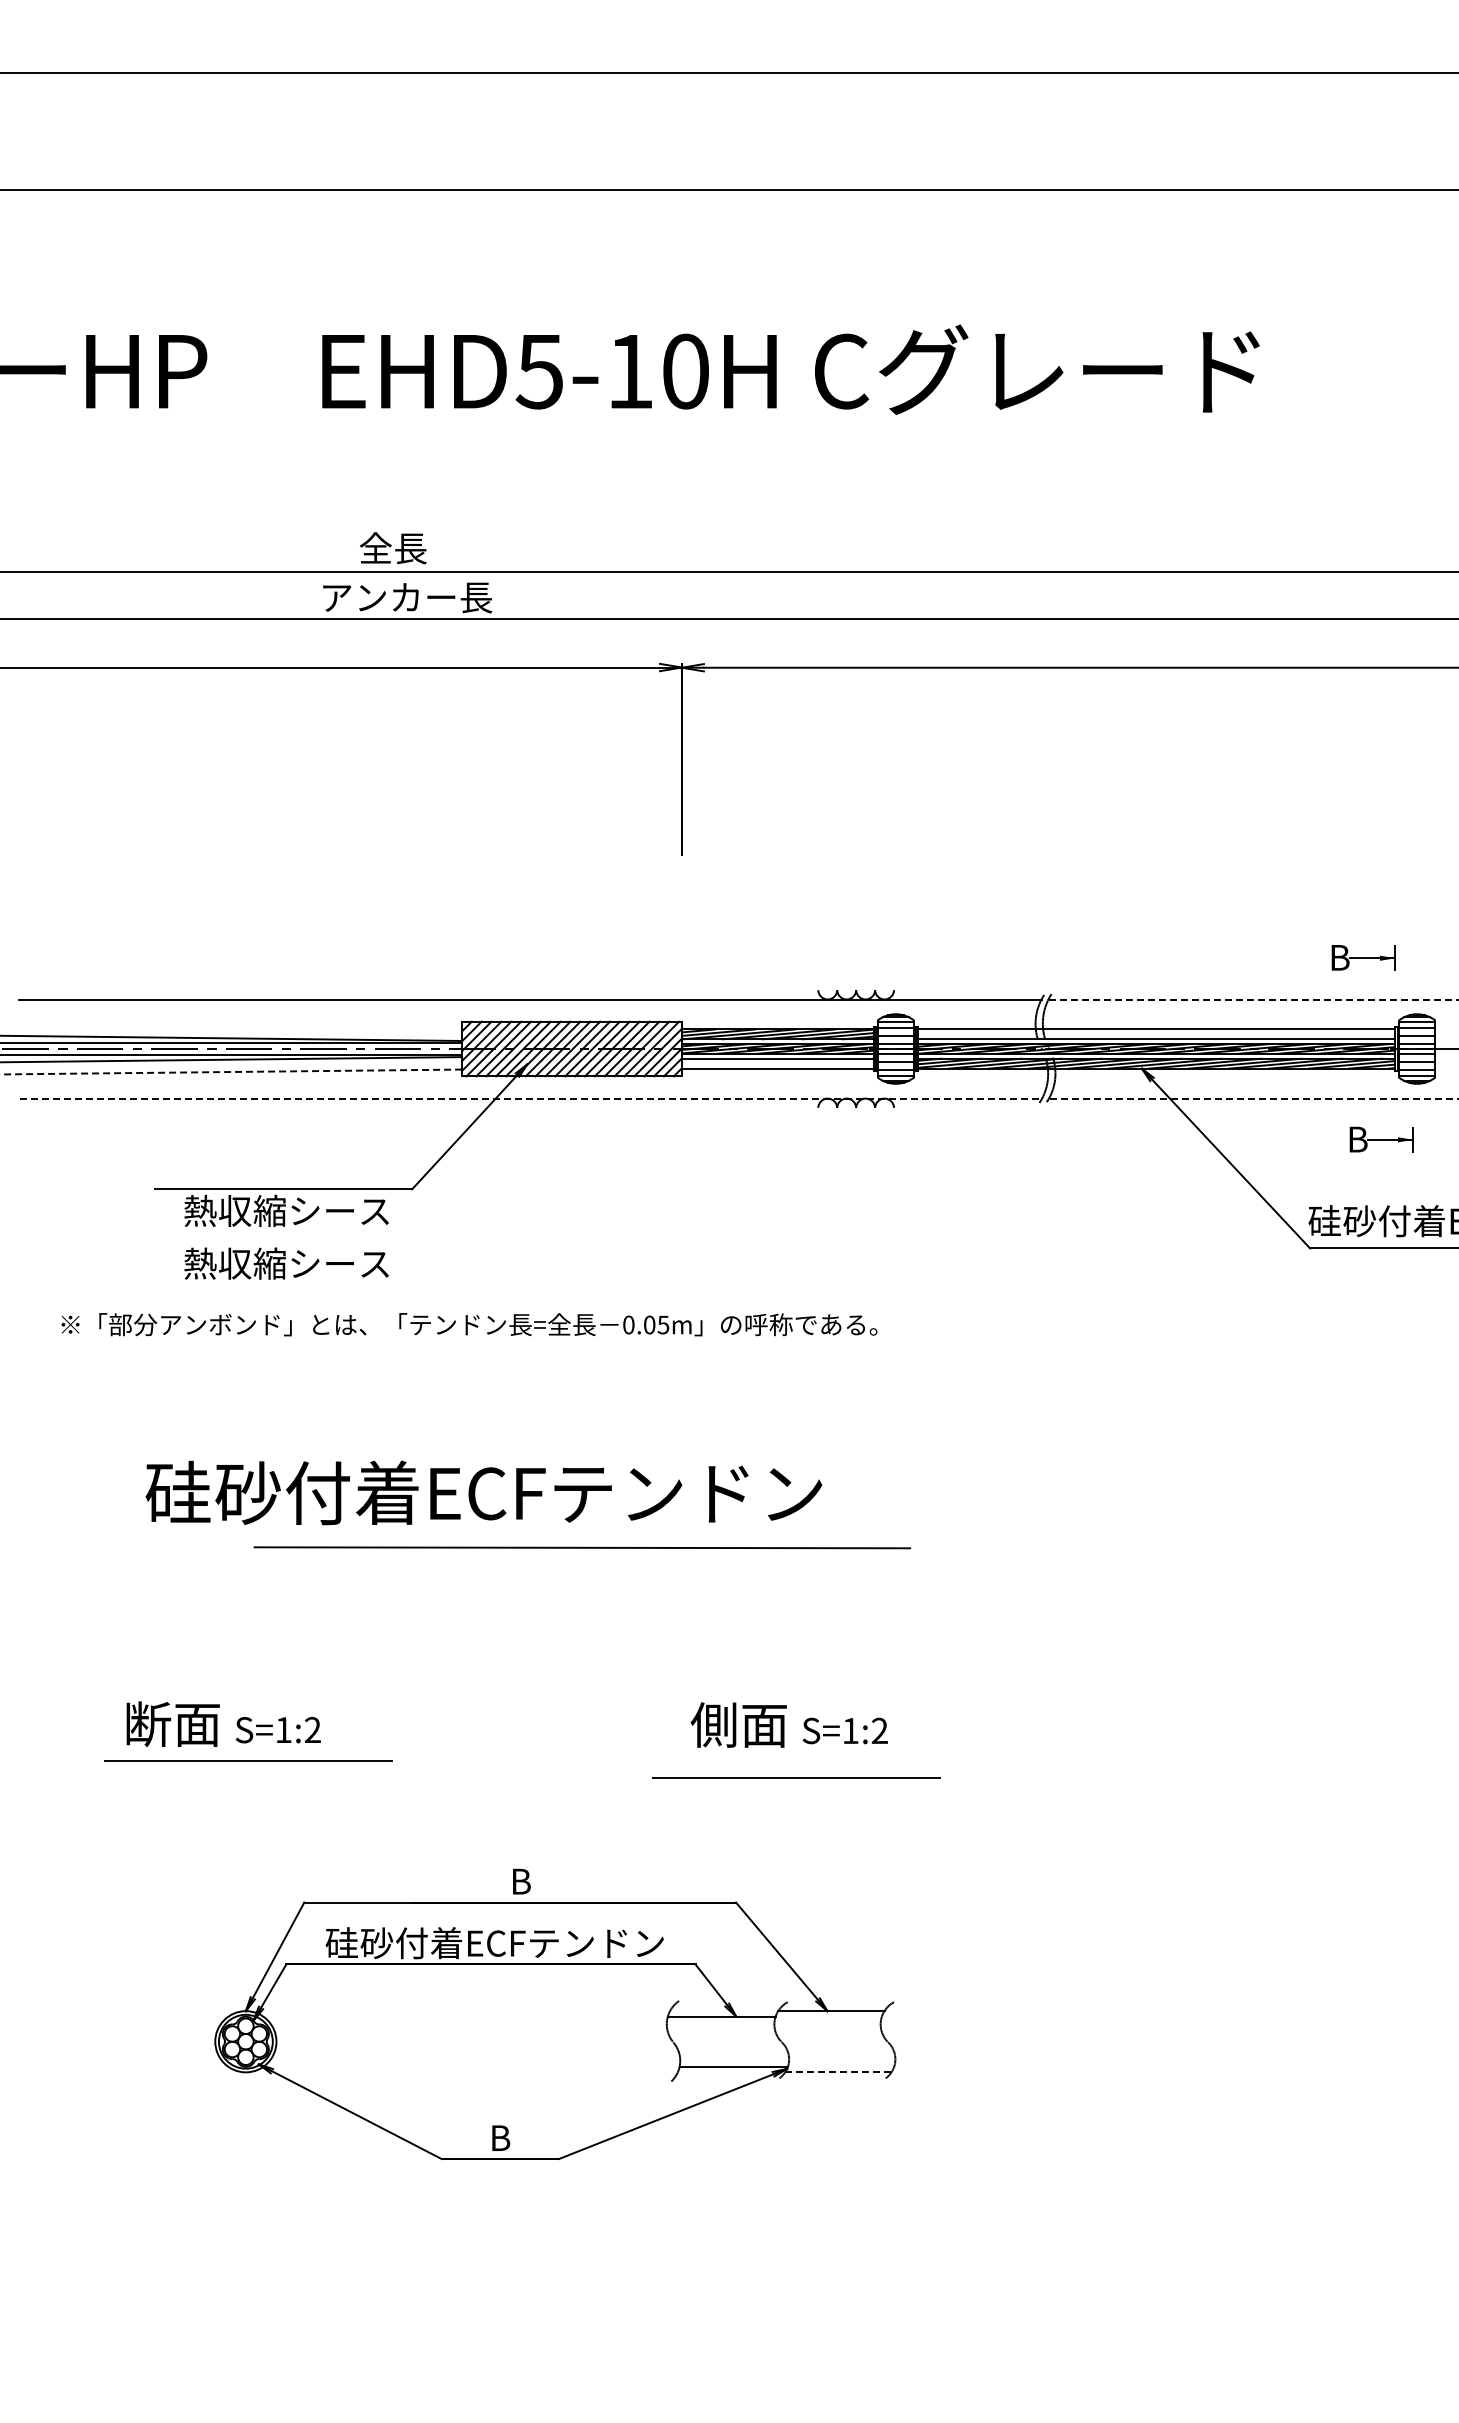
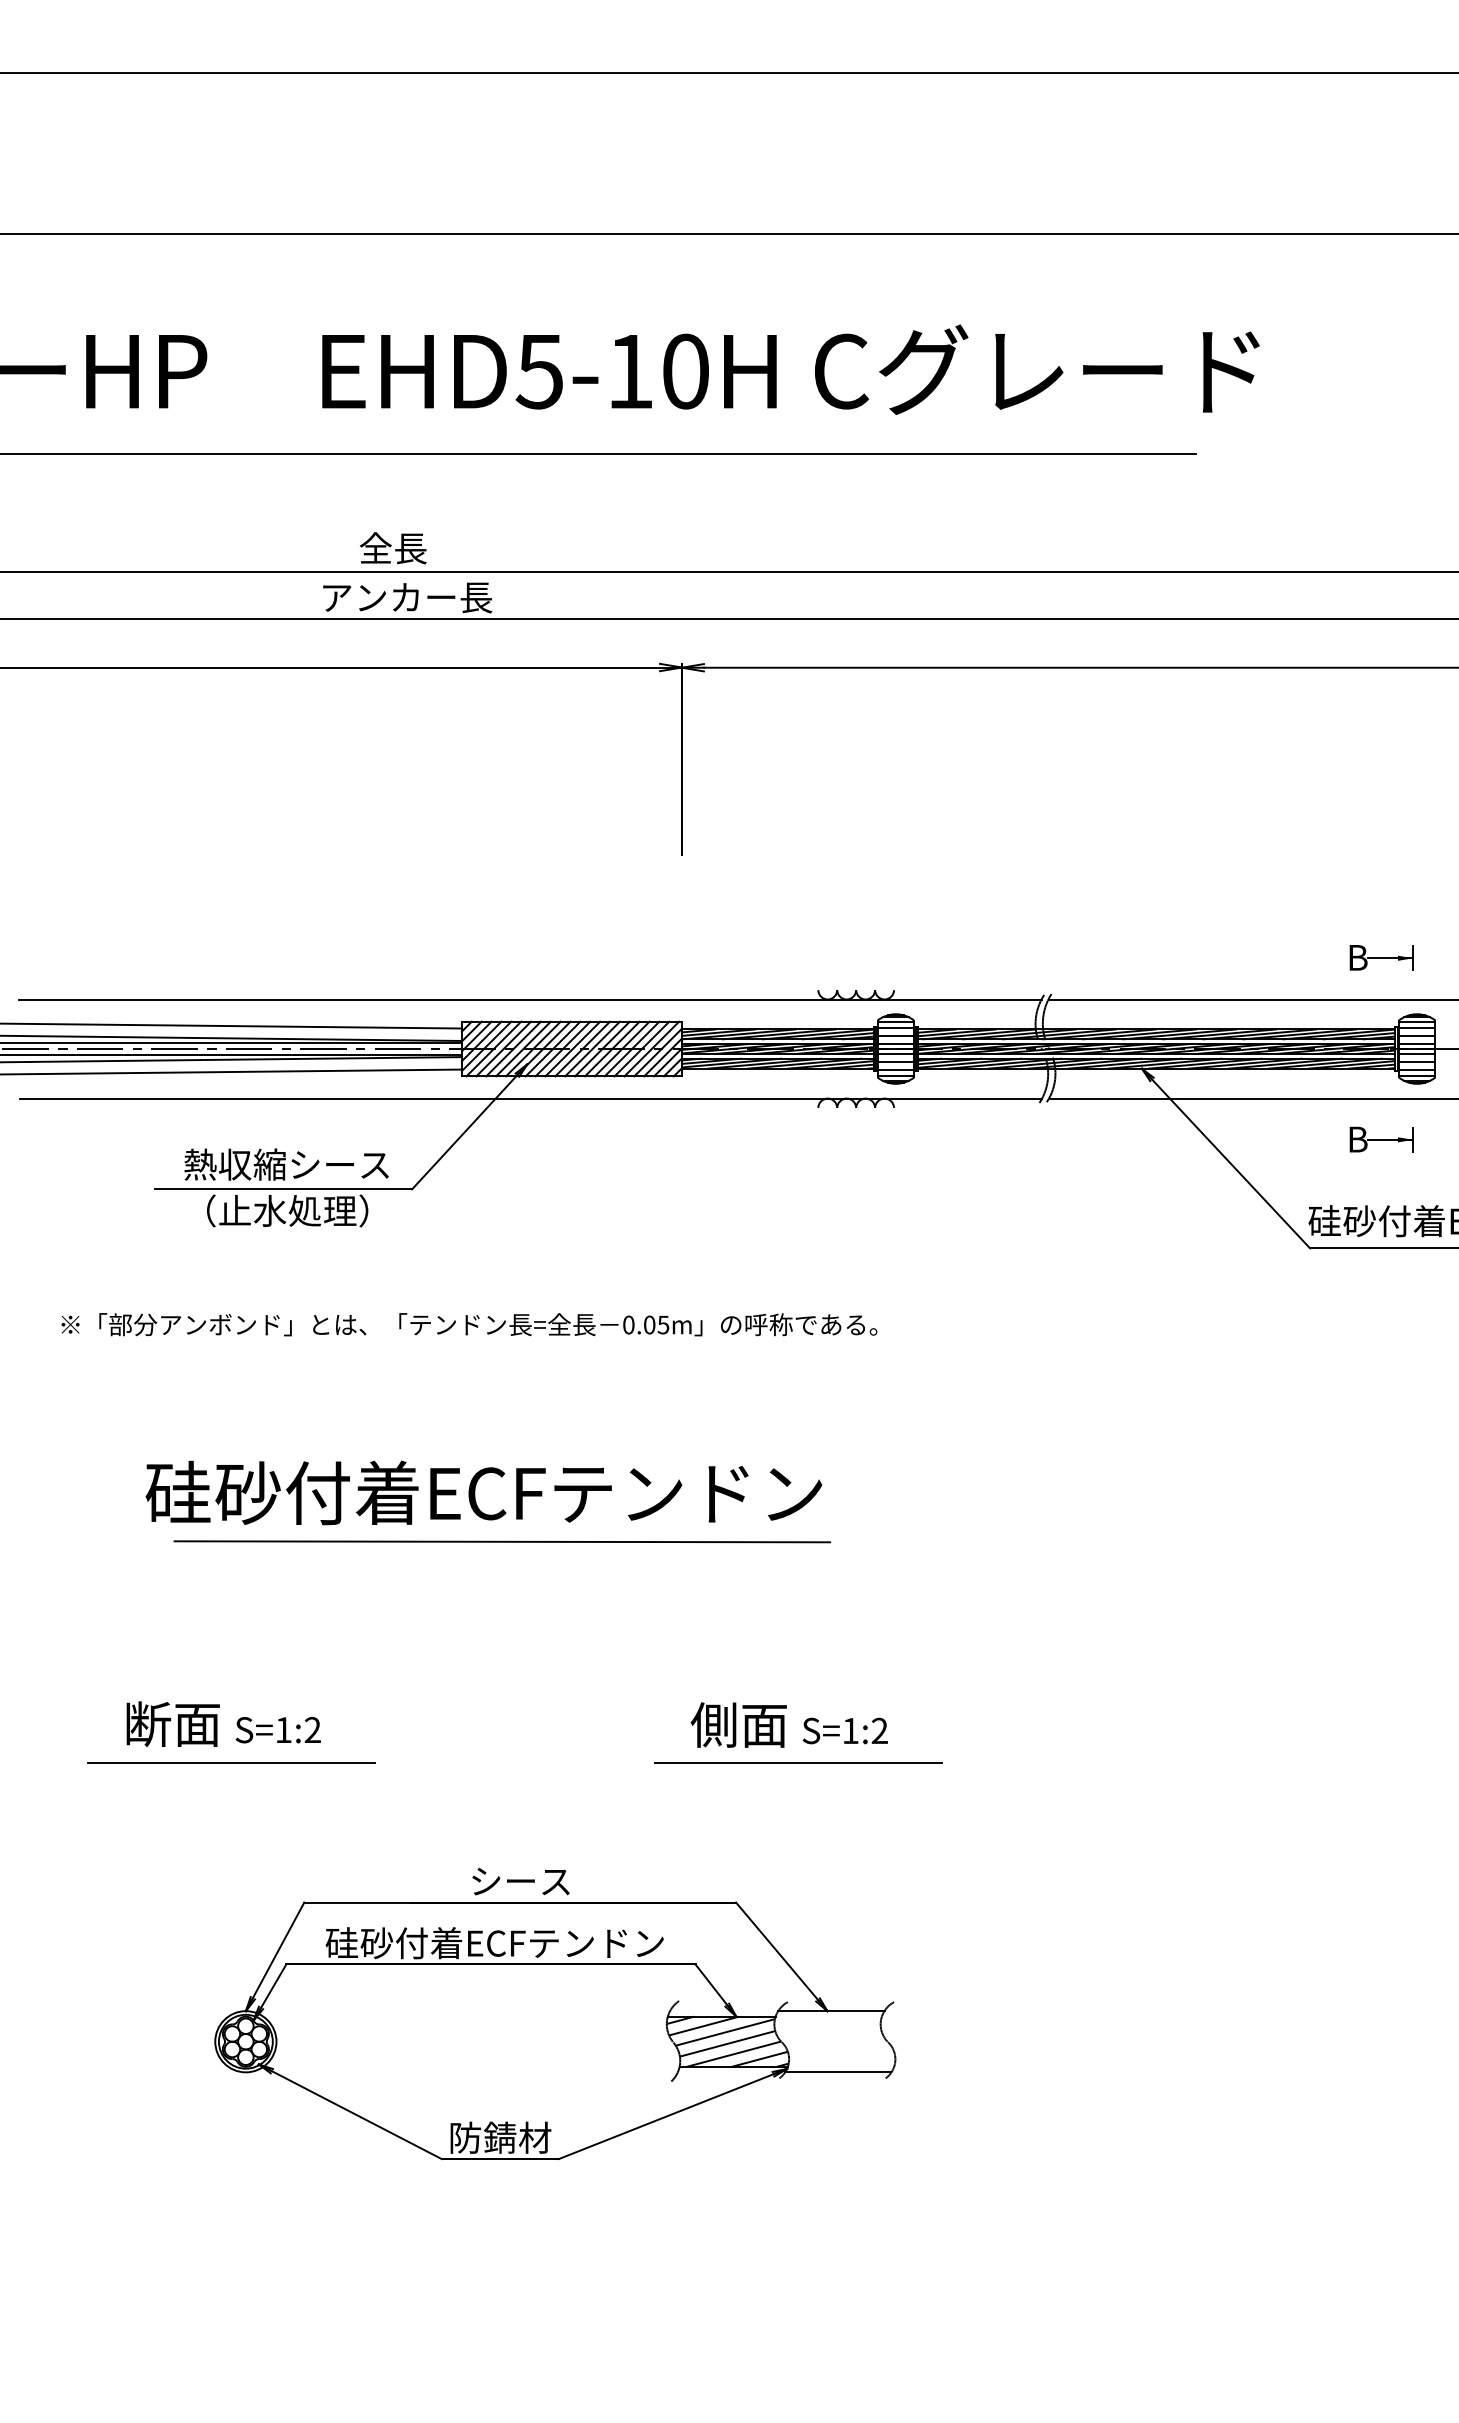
line position: (728, 189) -> (728, 233) (728, 233)
line: none -> present (598, 453)
part position: (1363, 957) -> (1381, 957) (1381, 957)
line: dashed -> solid (1253, 999)
line: none -> present (232, 1025)
hatch: none -> present (1156, 1034)
hatch: none -> present (777, 1063)
line: dashed -> solid (231, 1072)
line: dashed -> solid (531, 1098)
line: dashed -> solid (1254, 1098)
text: 熱収縮シース -> （止水処理） (286, 1210)
text position: (286, 1263) -> (286, 1164) (286, 1164)
line position: (582, 1547) -> (502, 1541) (502, 1541)
line position: (248, 1760) -> (231, 1762) (231, 1762)
line position: (796, 1777) -> (798, 1762) (798, 1762)
text: B -> シース (520, 1881)
hatch: none -> present (728, 2041)
line: dashed -> solid (837, 2072)
text: B -> 防錆材 (500, 2137)
